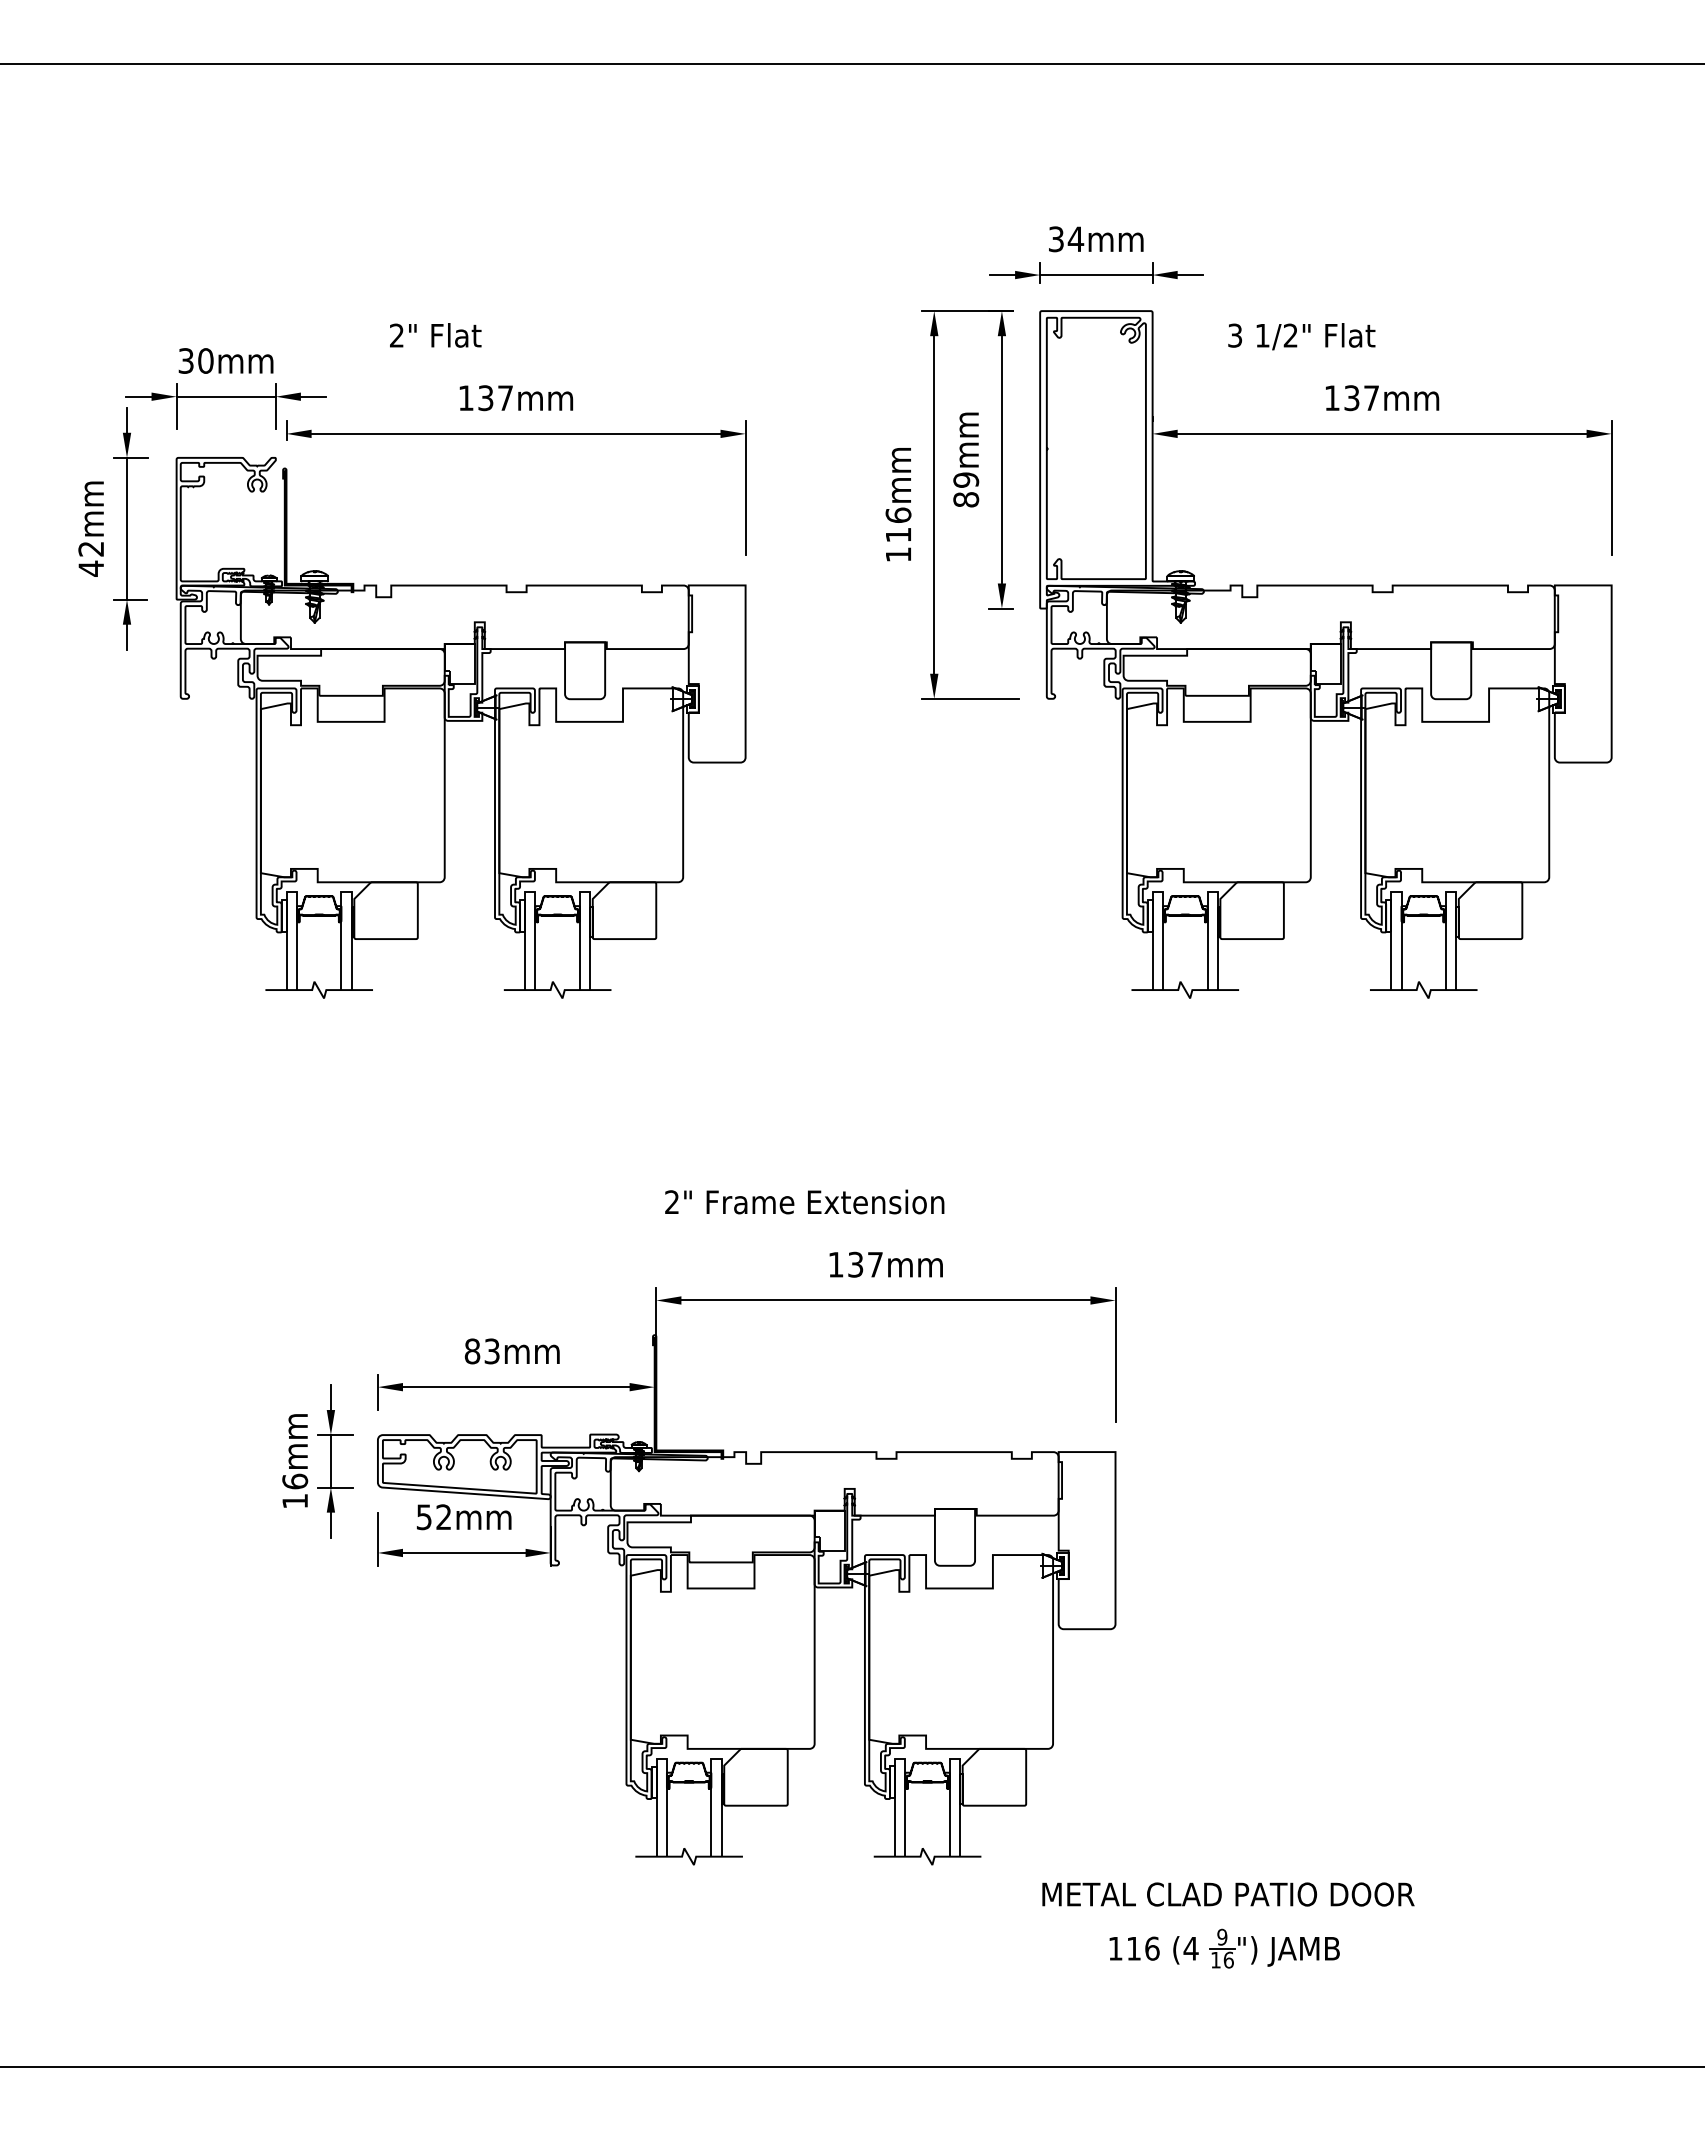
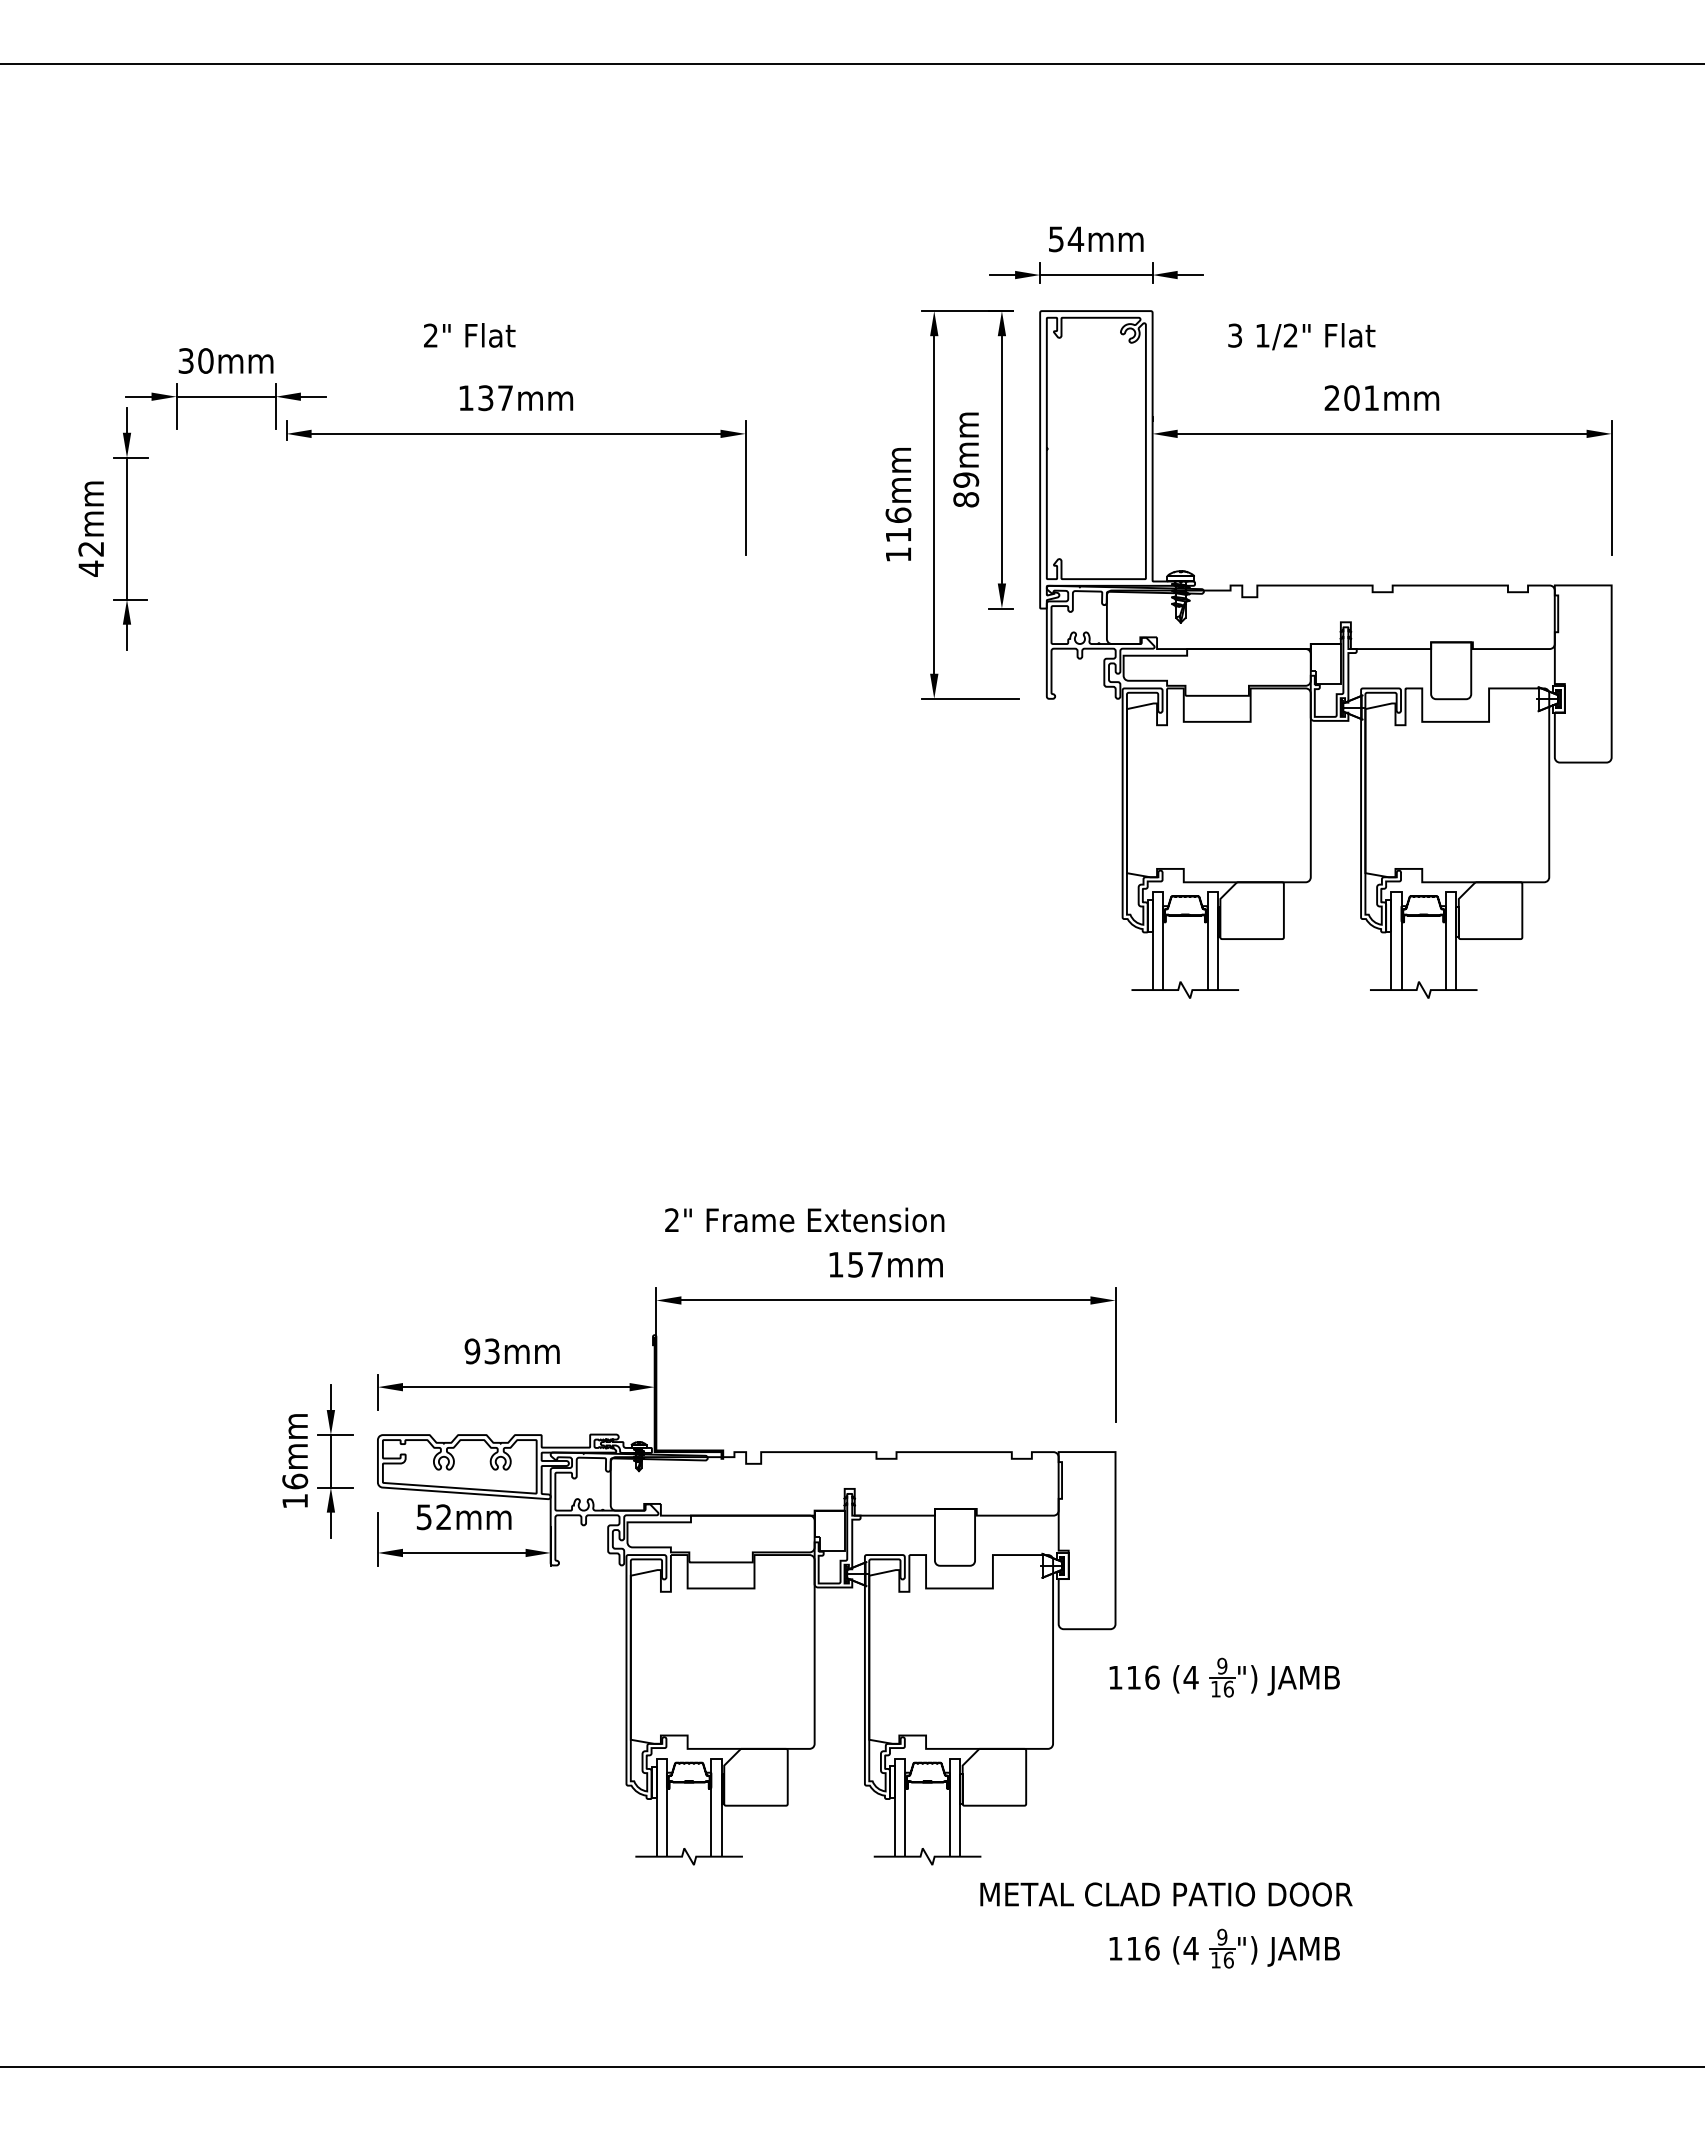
text: 34mm -> 54mm (1056, 238)
text position: (435, 335) -> (469, 335) (469, 335)
text: 137mm -> 201mm (1351, 398)
part: present -> none (460, 727)
text position: (804, 1201) -> (804, 1219) (804, 1219)
text: 137mm -> 157mm (856, 1264)
text: 83mm -> 93mm (472, 1351)
part: none -> present (1224, 1677)
text position: (1228, 1894) -> (1166, 1894) (1166, 1894)
